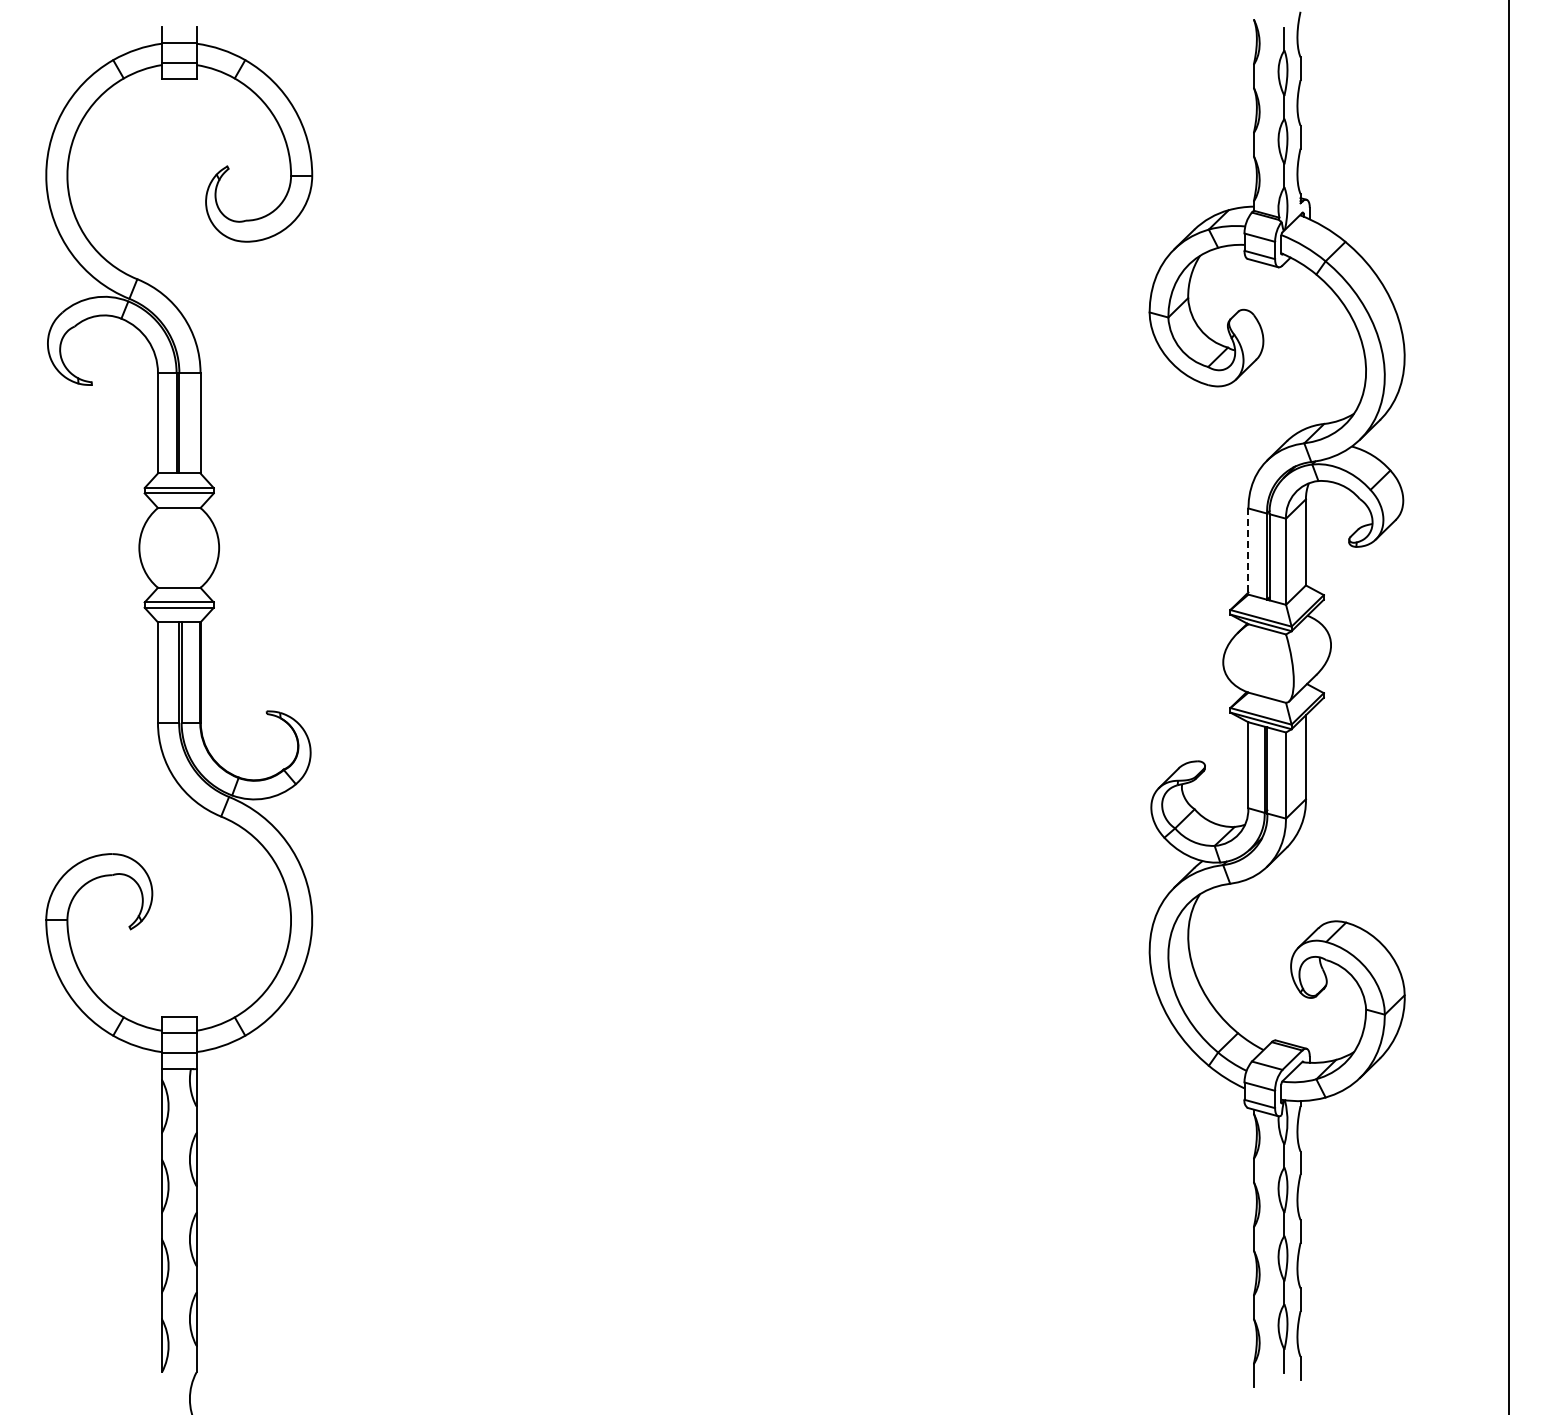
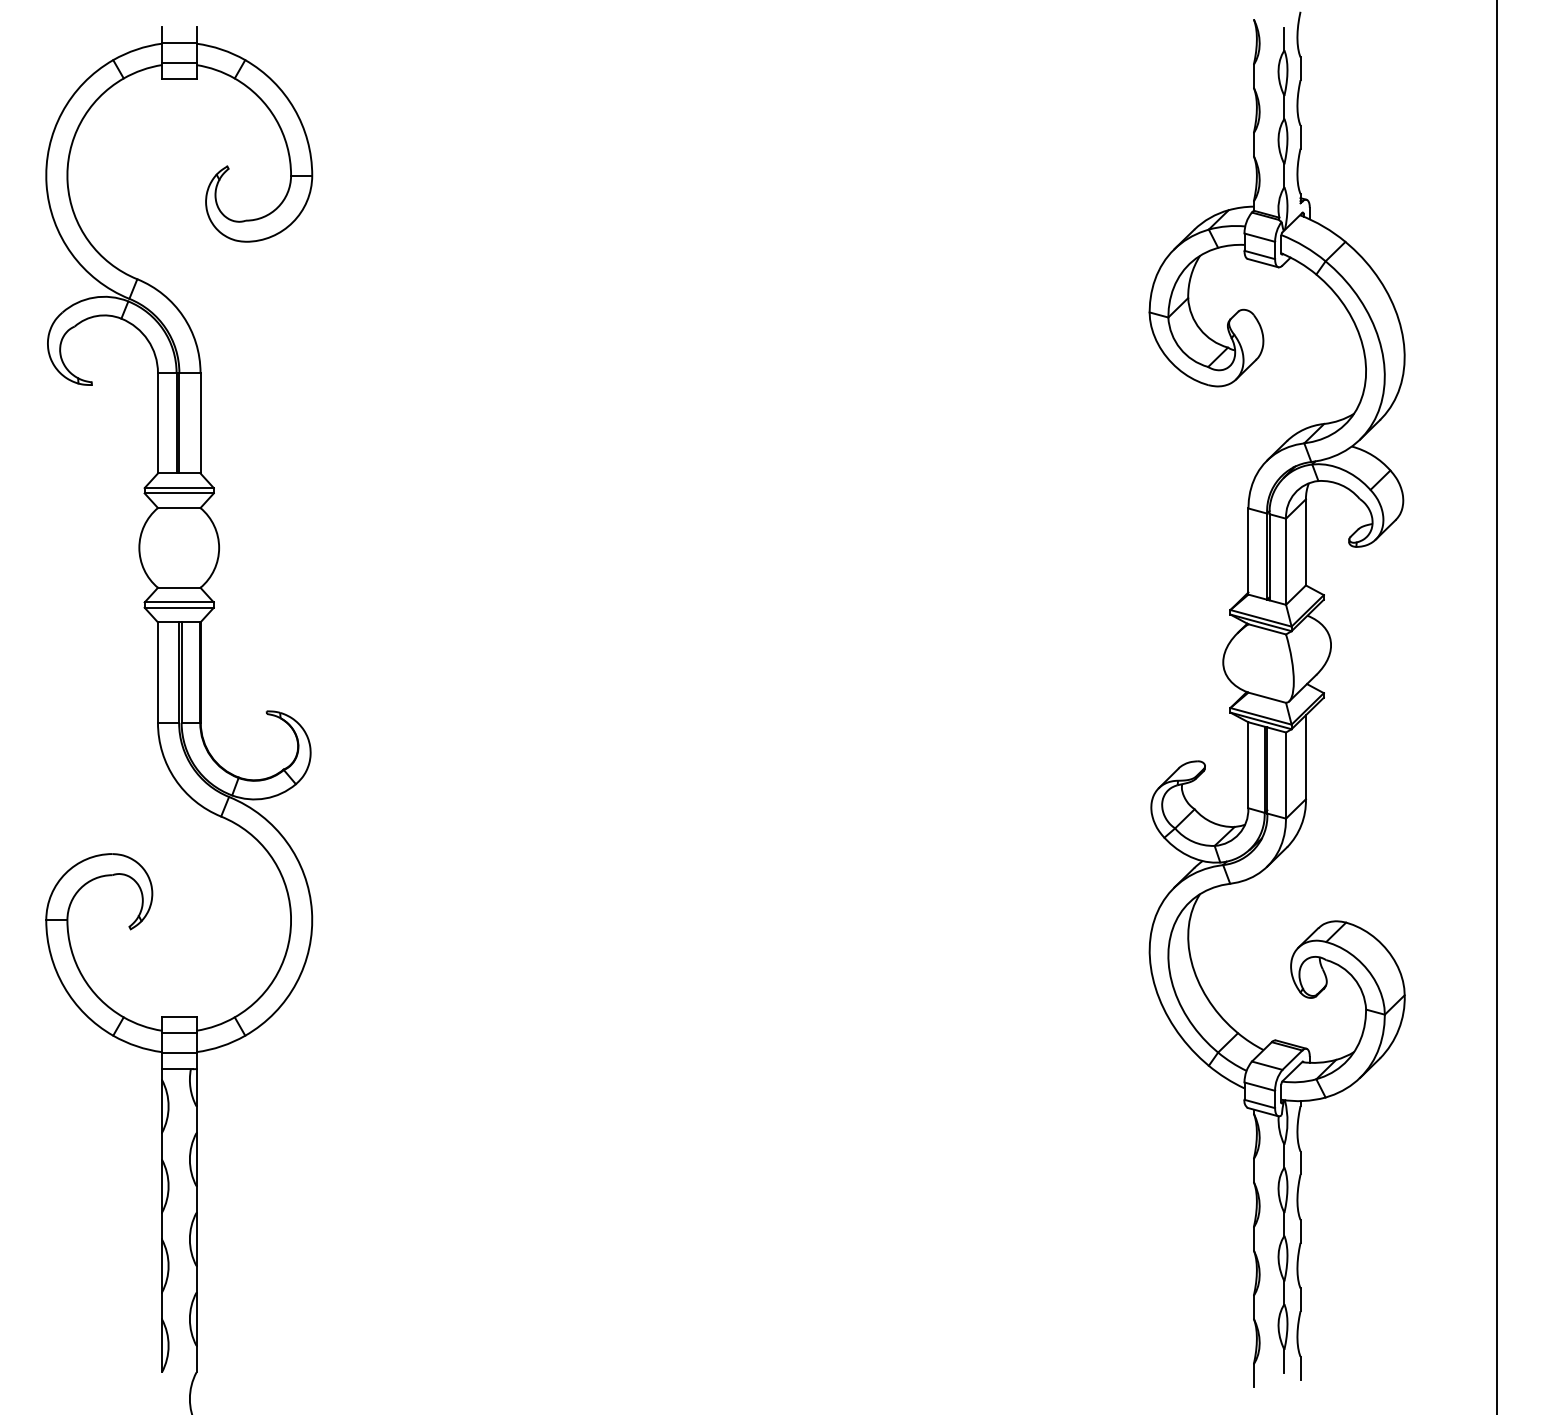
line: dashed -> solid (1248, 552)
line position: (1508, 706) -> (1496, 706) (1496, 706)
